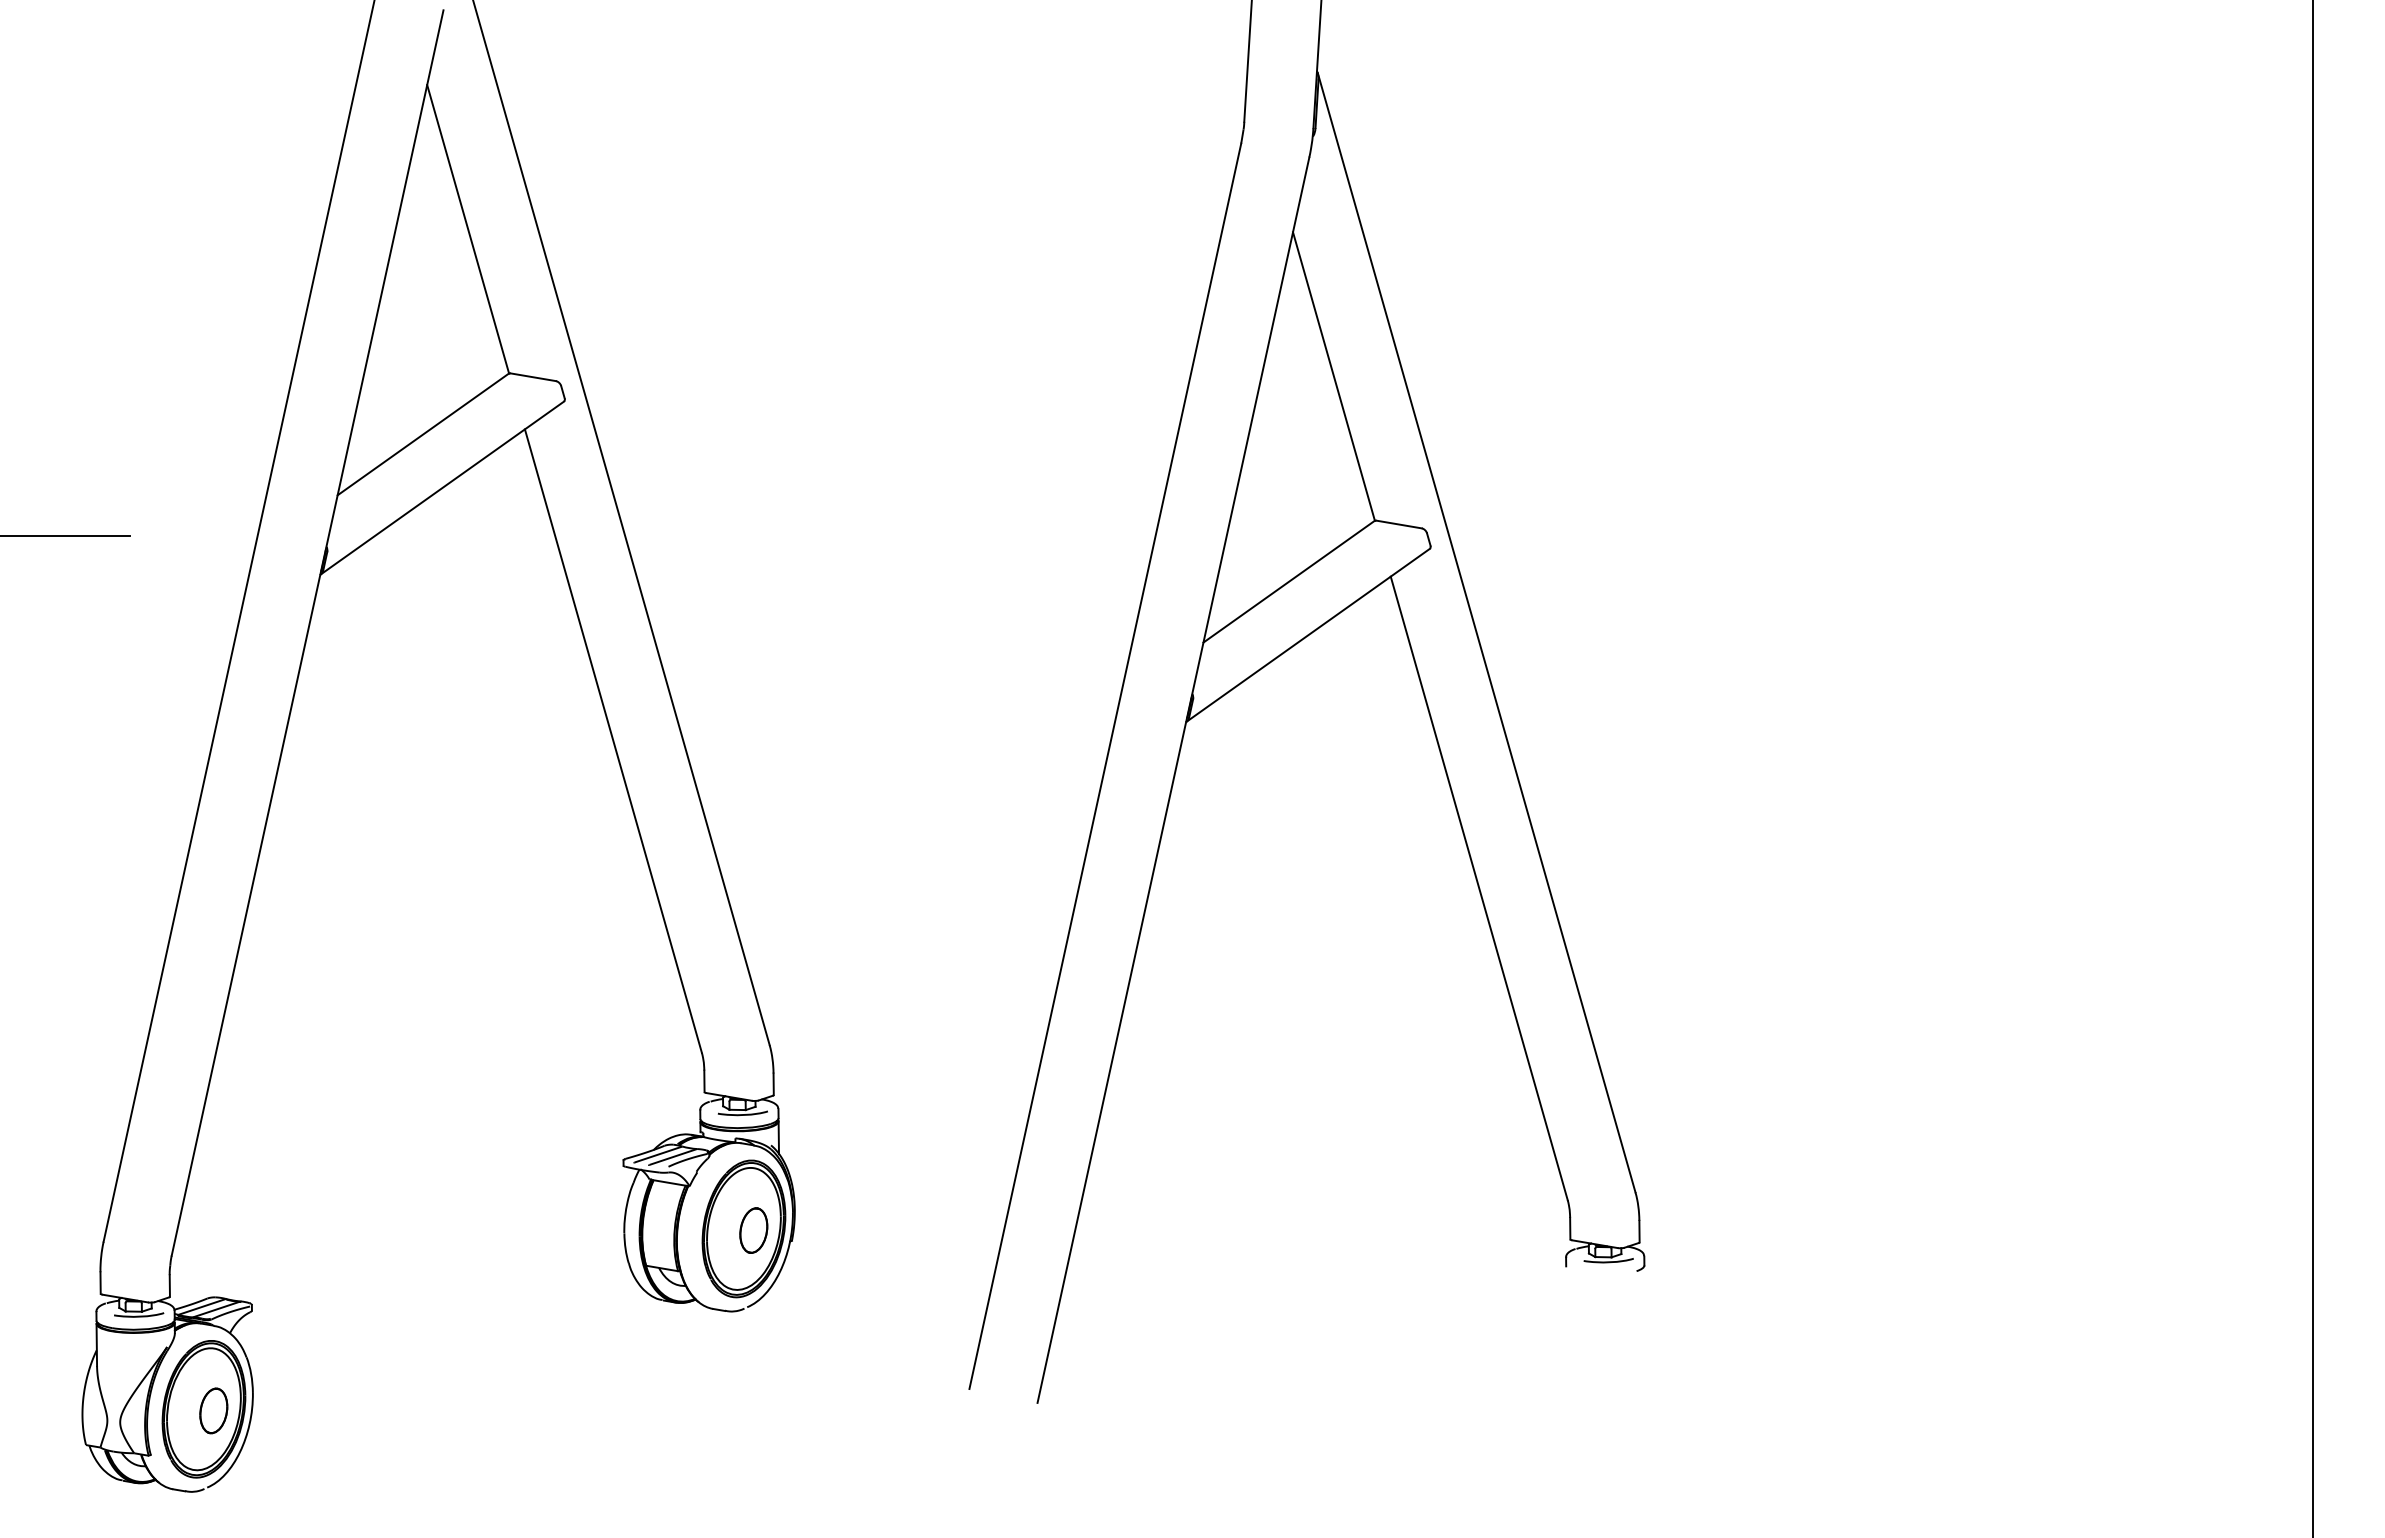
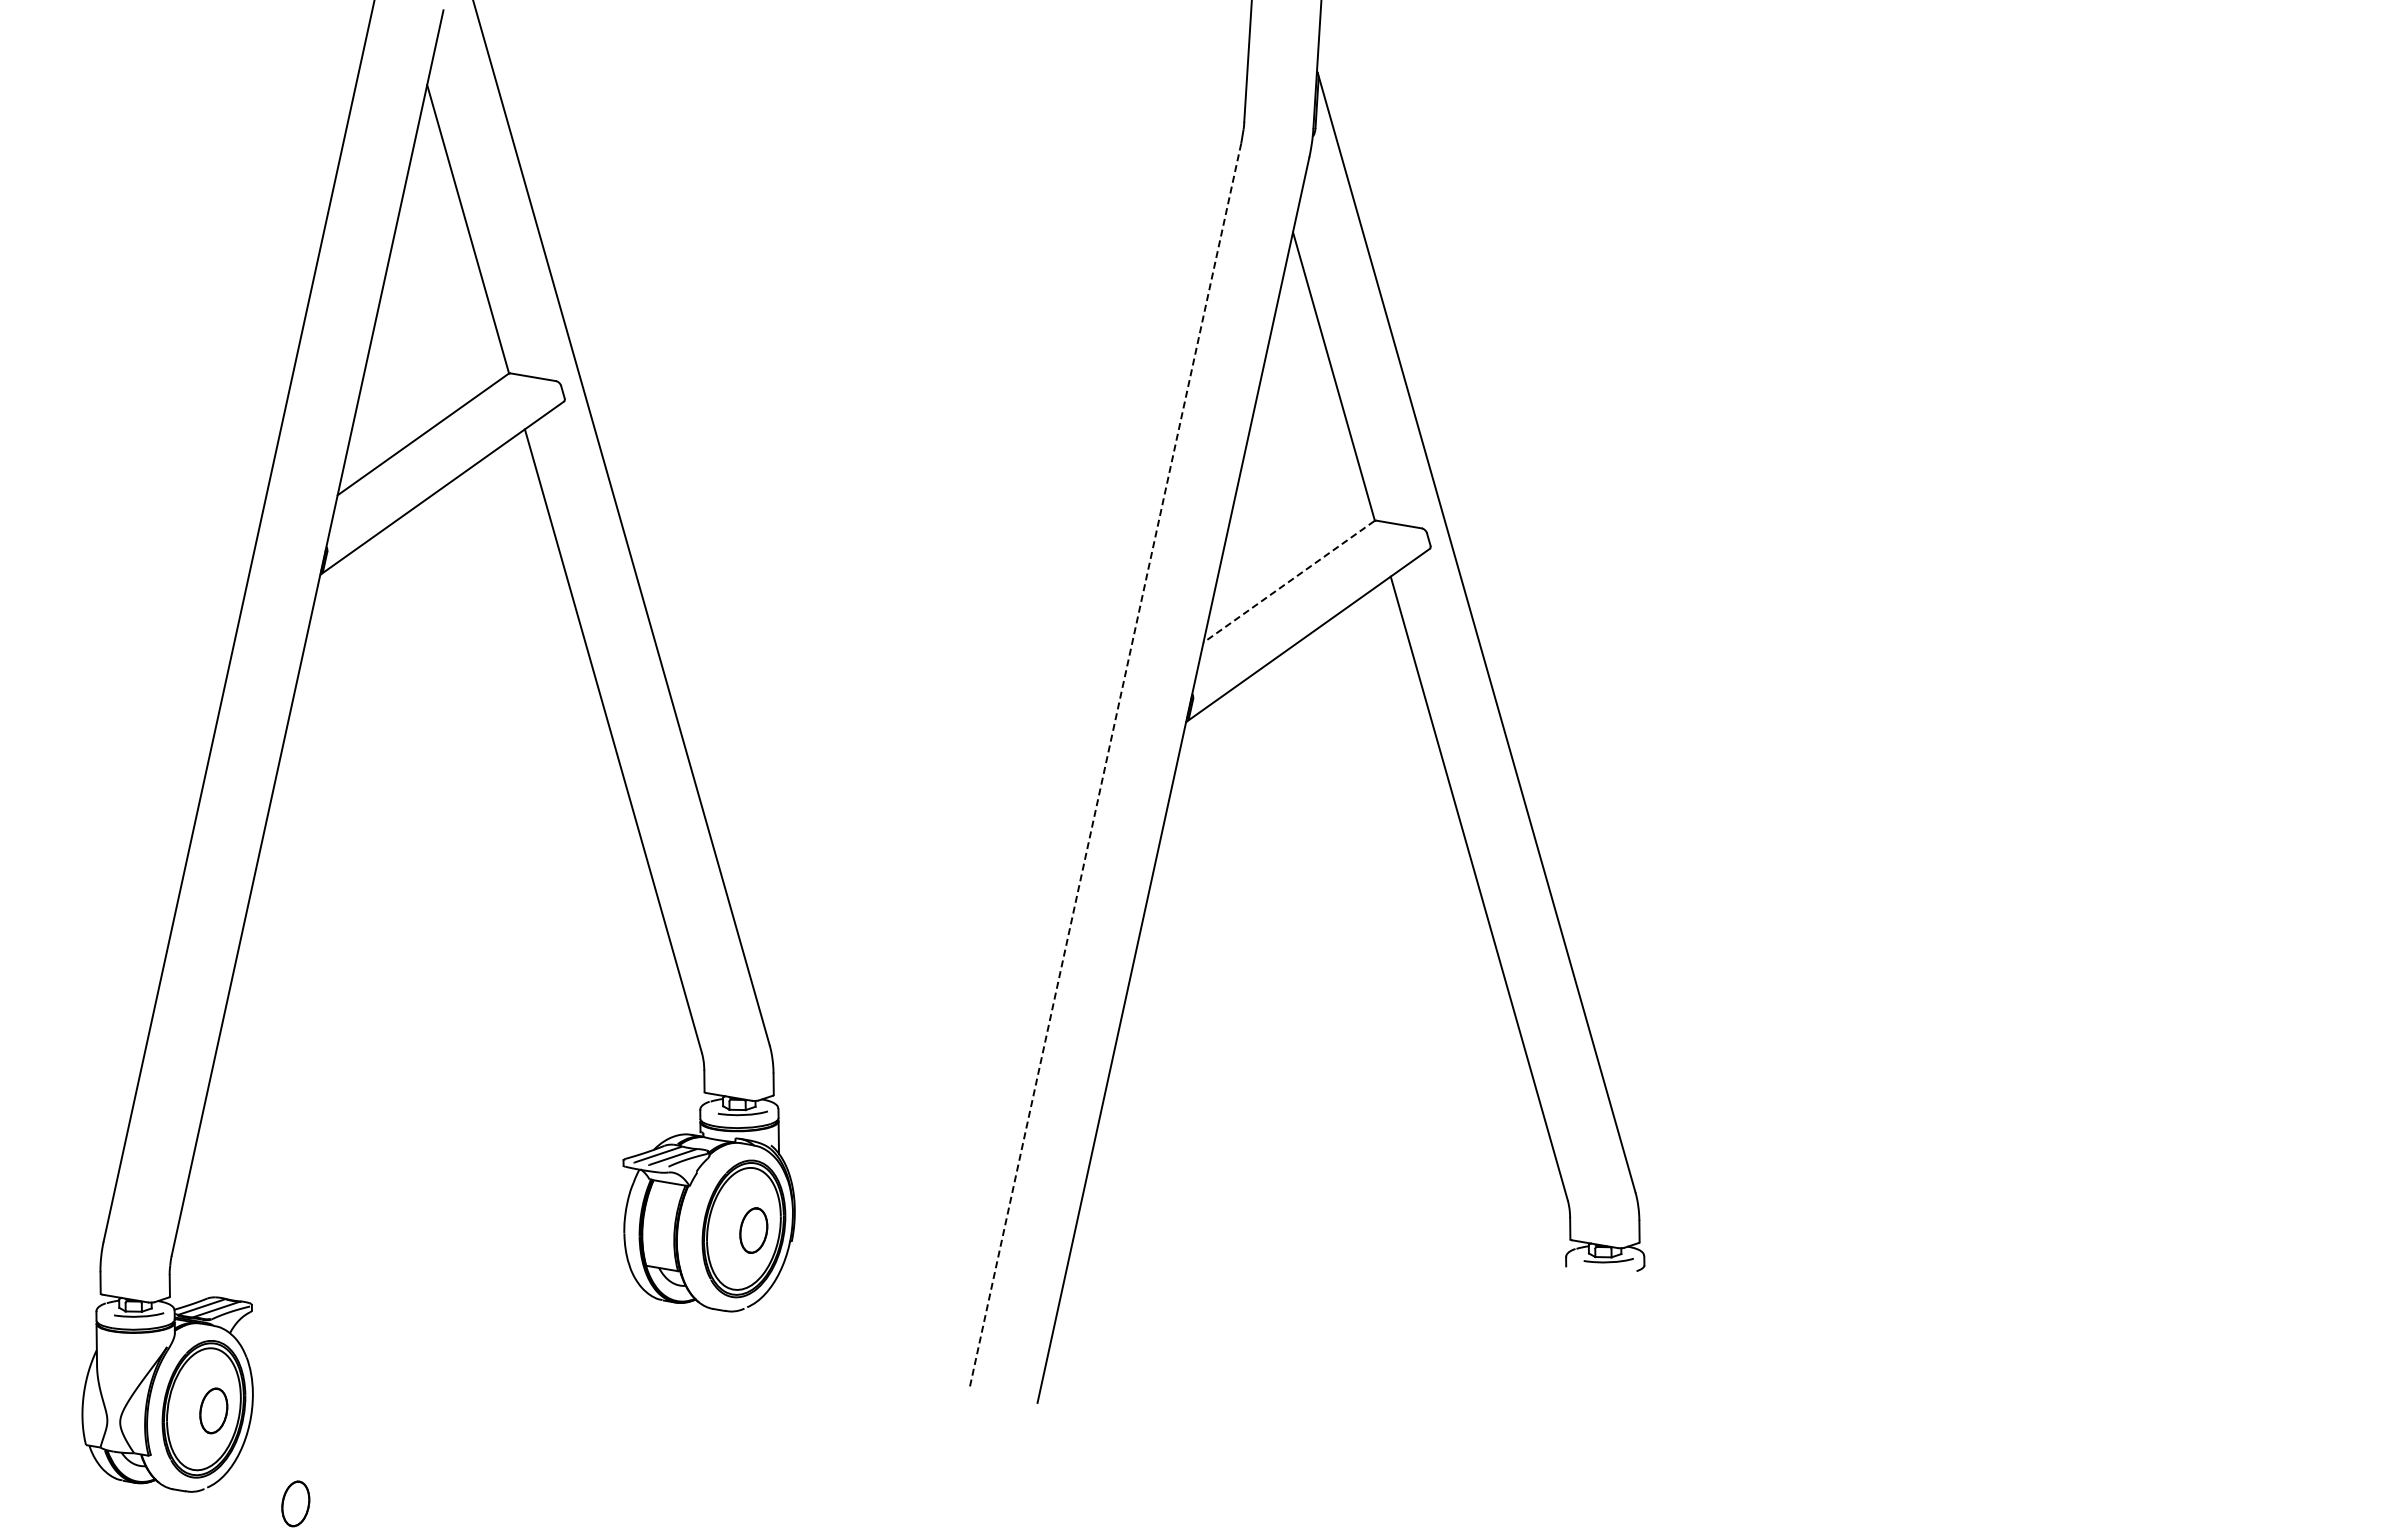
line: present -> none (66, 536)
line: solid -> dashed (1288, 581)
line: solid -> dashed (1105, 766)
line: present -> none (2313, 768)
part: none -> present (295, 1503)
